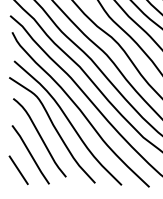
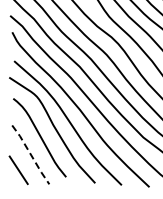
line: solid -> dashed (31, 155)
